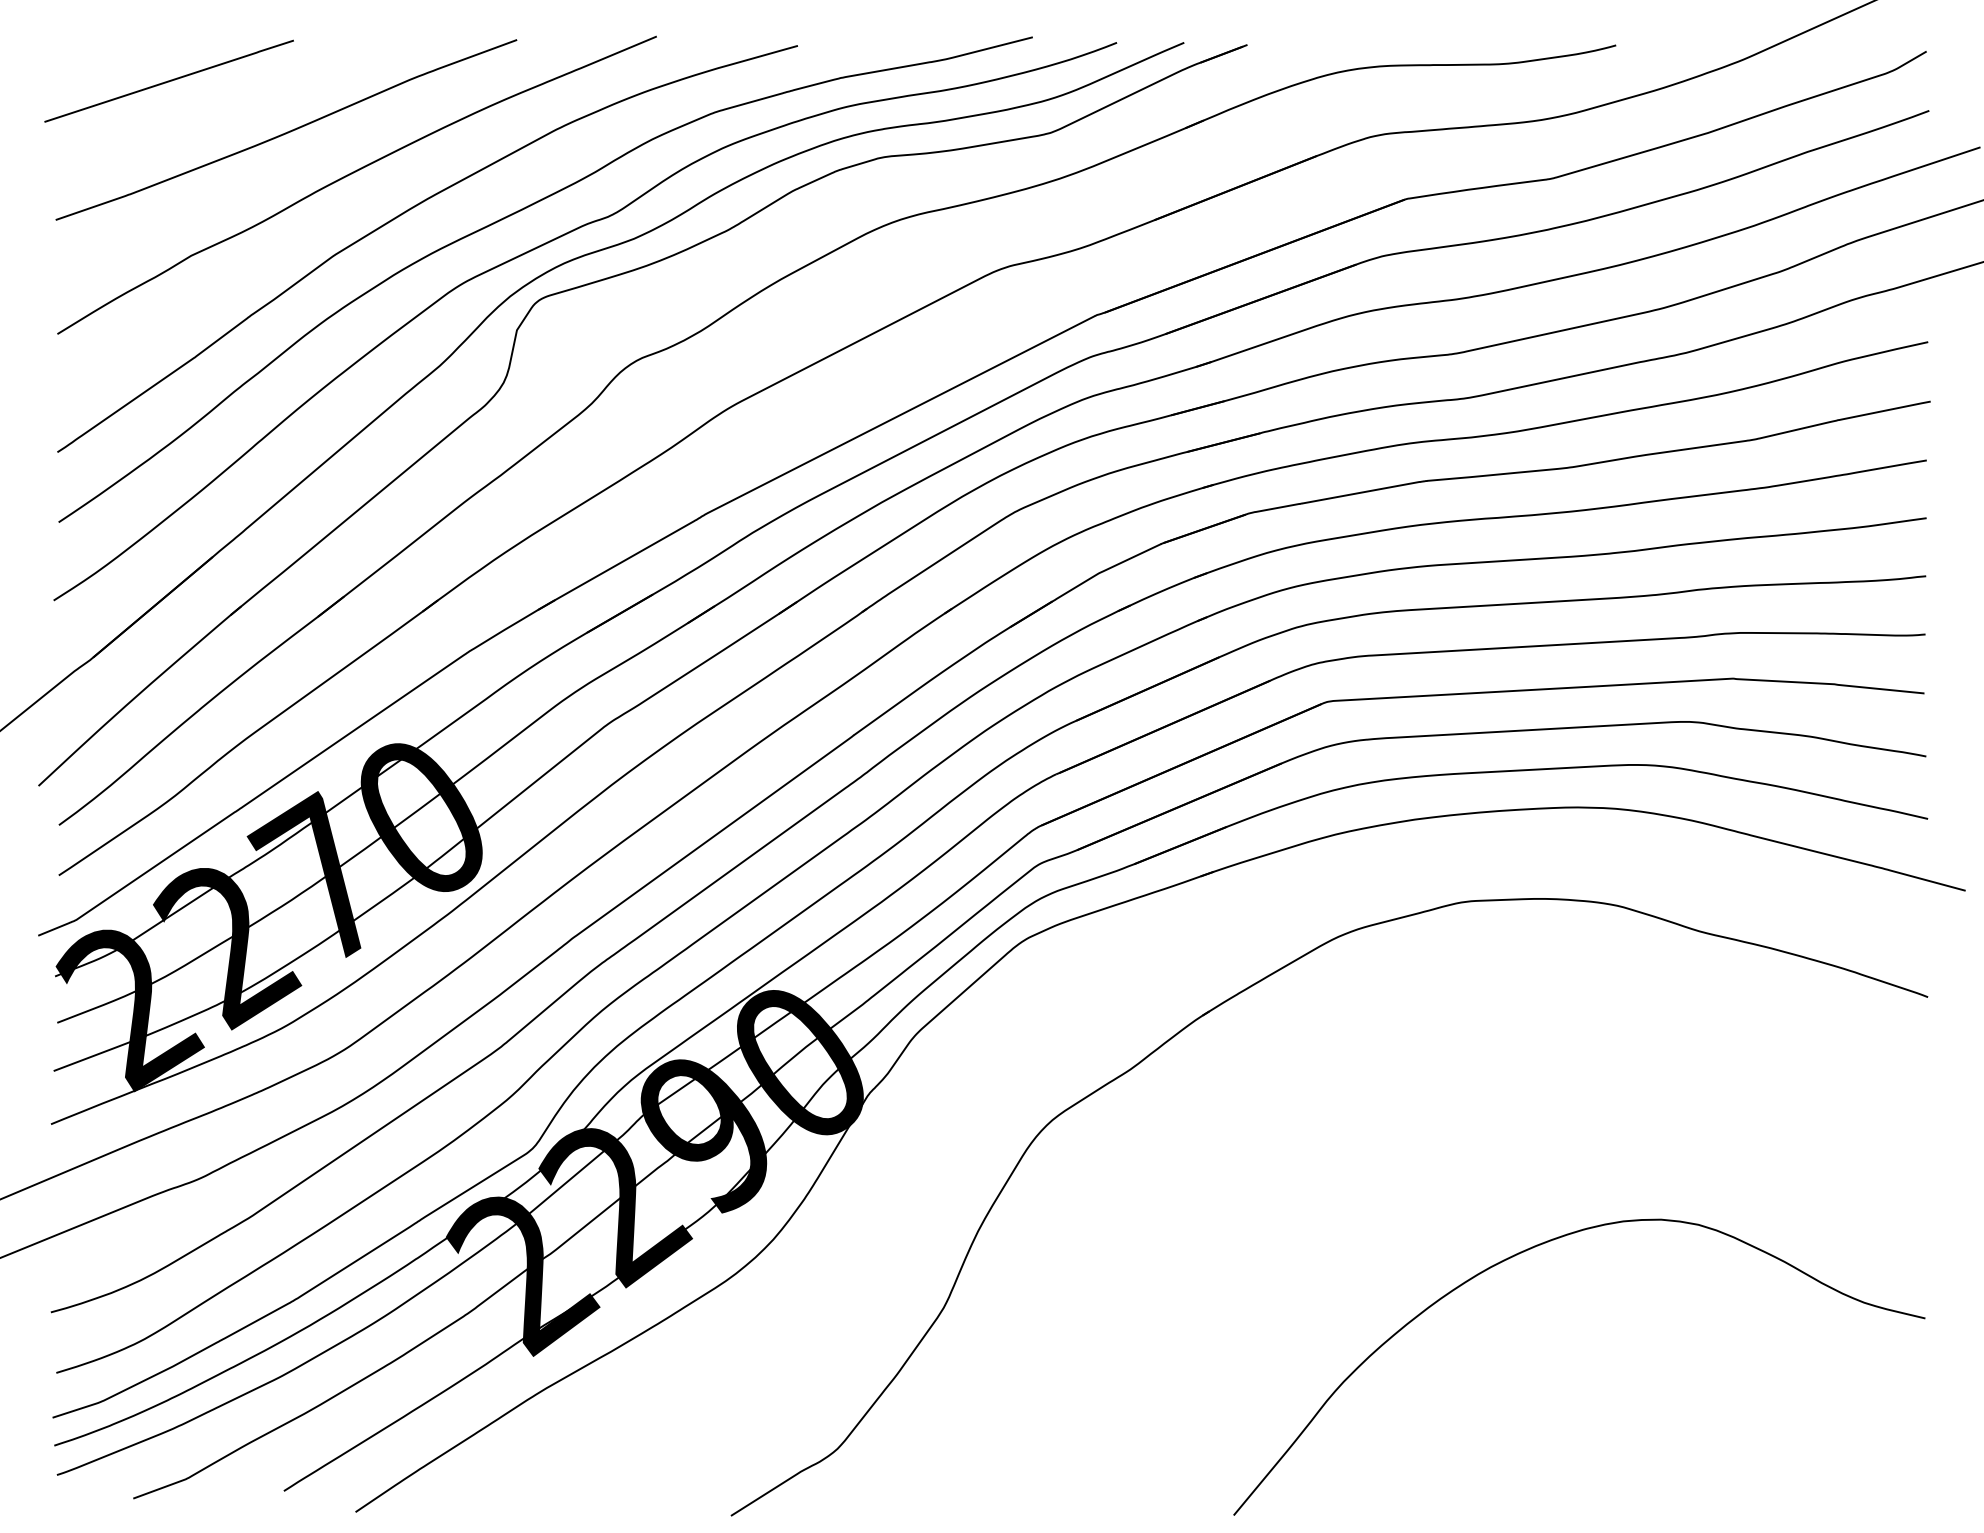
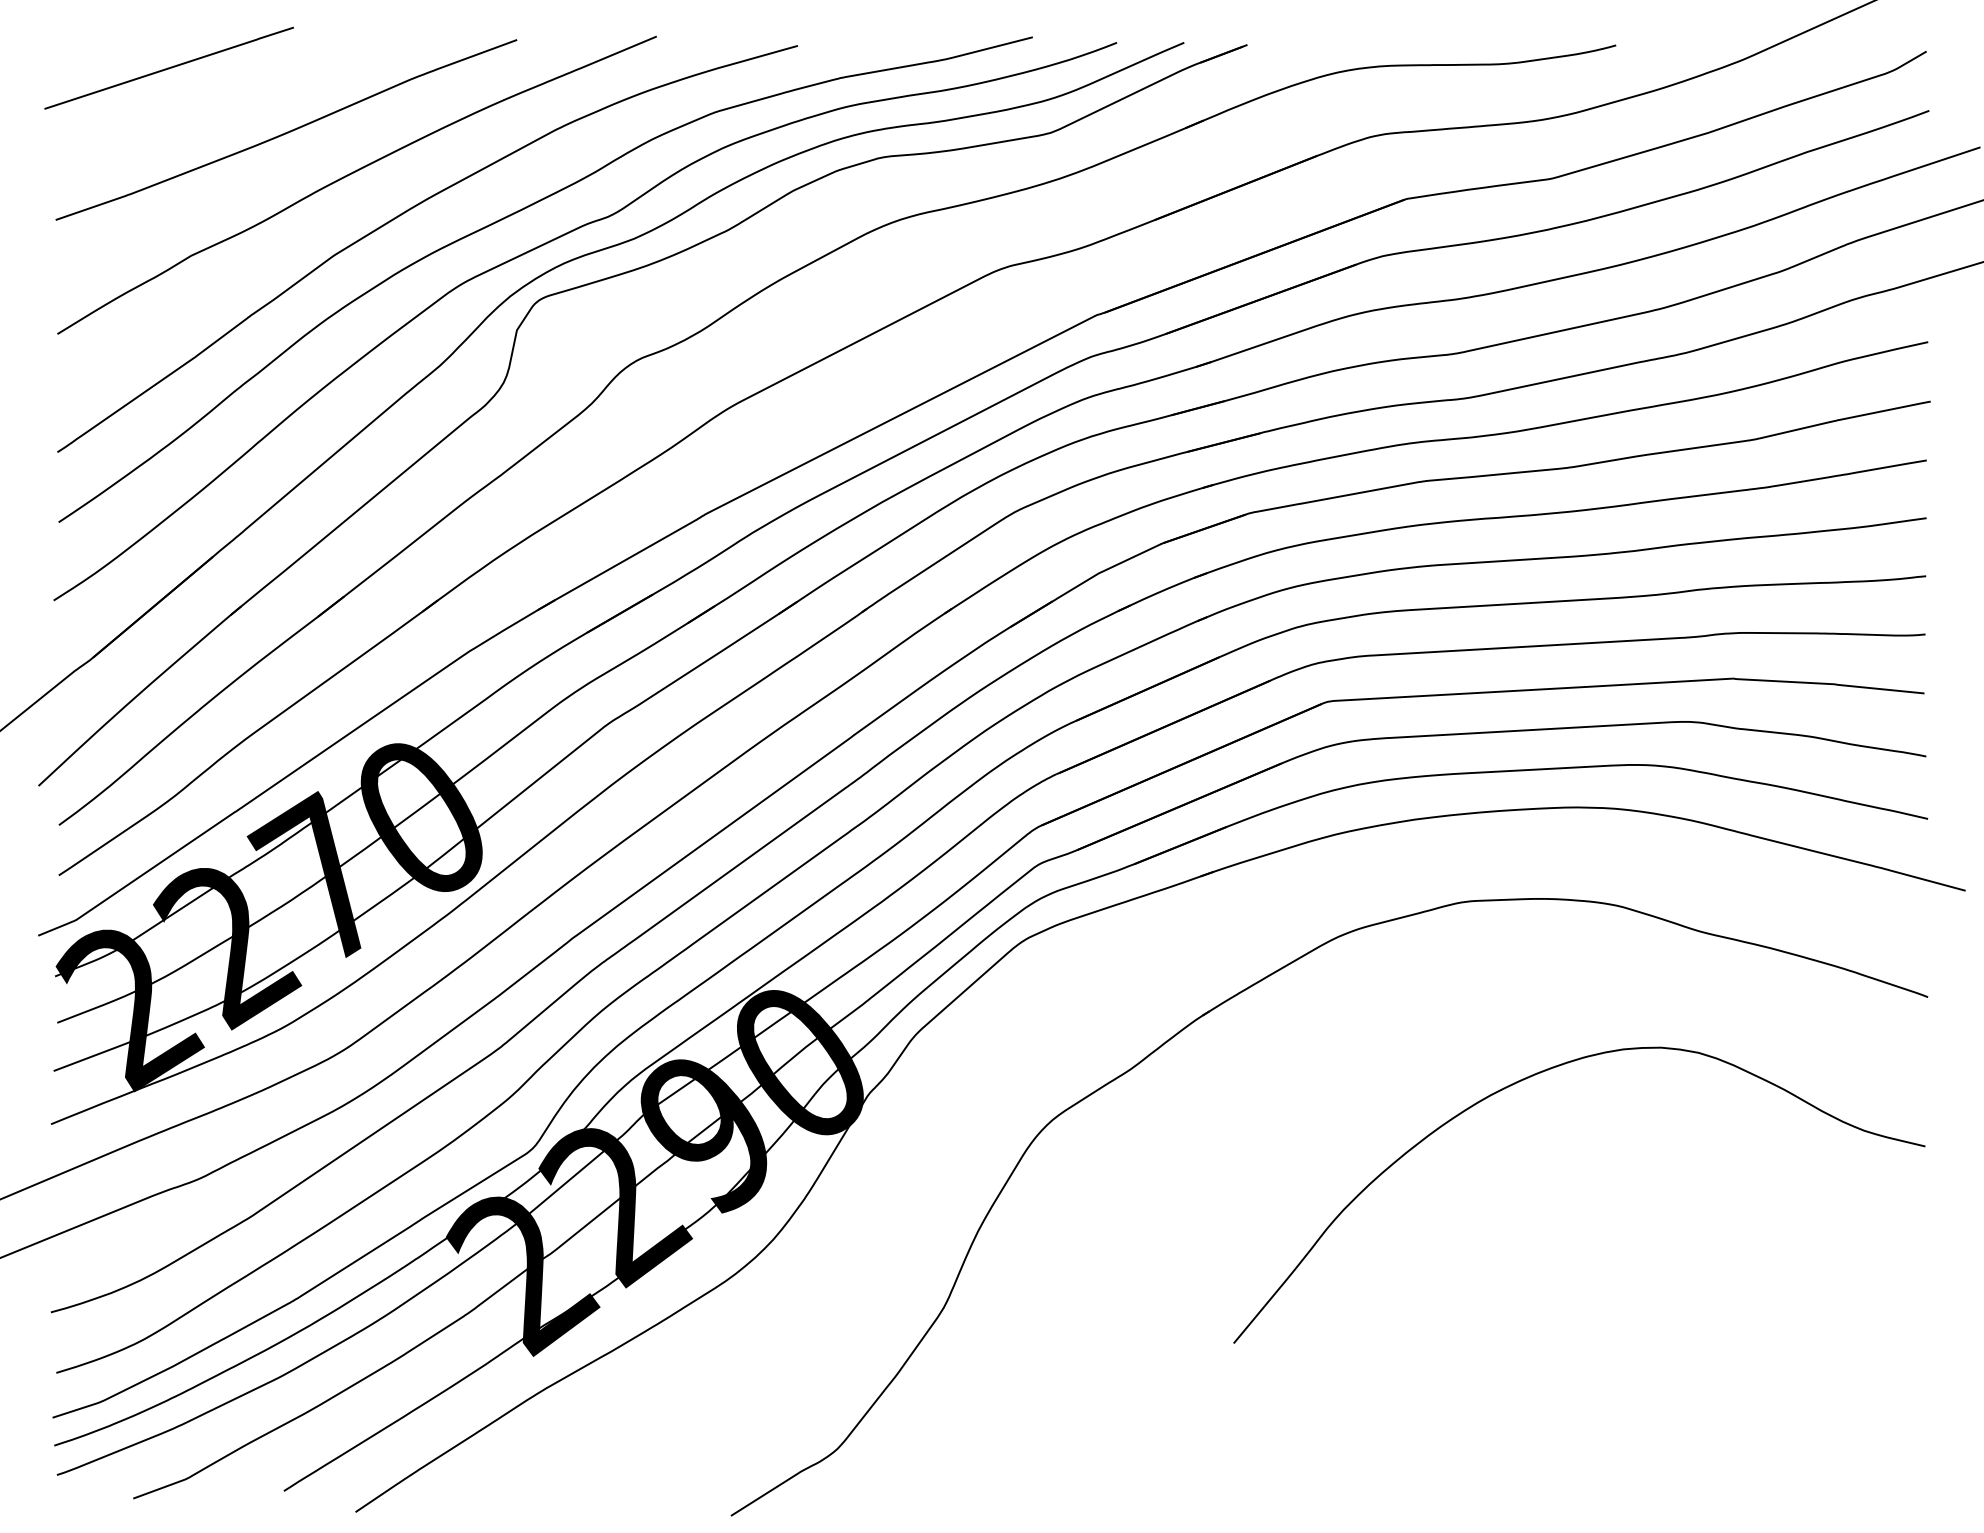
line position: (168, 80) -> (168, 67) (168, 67)
curve position: (1526, 1251) -> (1526, 1079) (1526, 1079)
